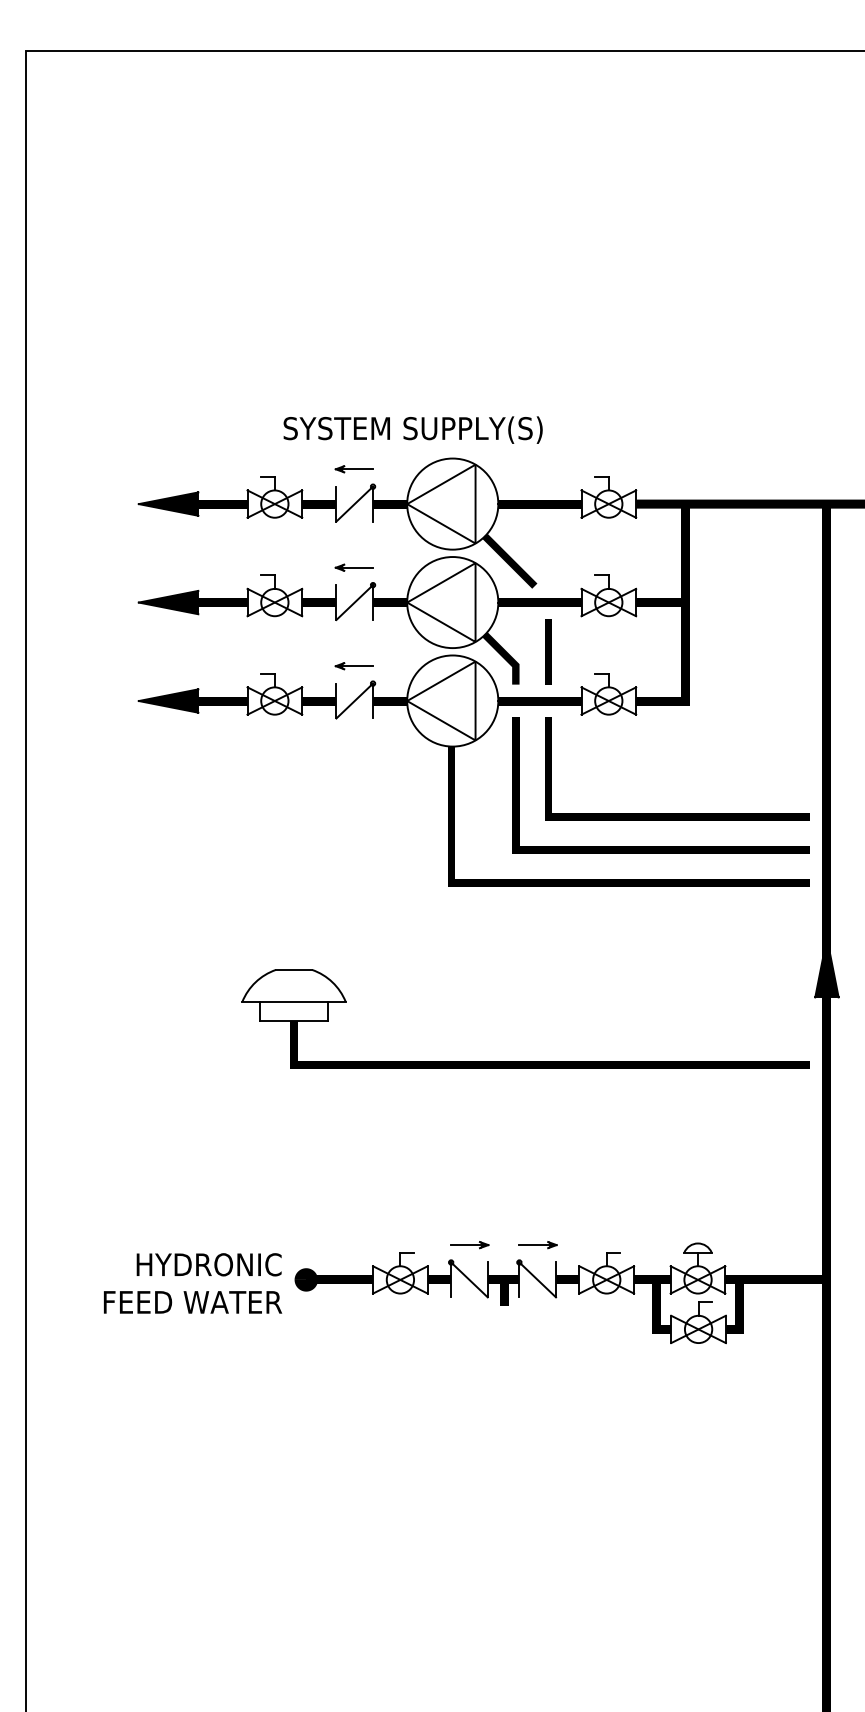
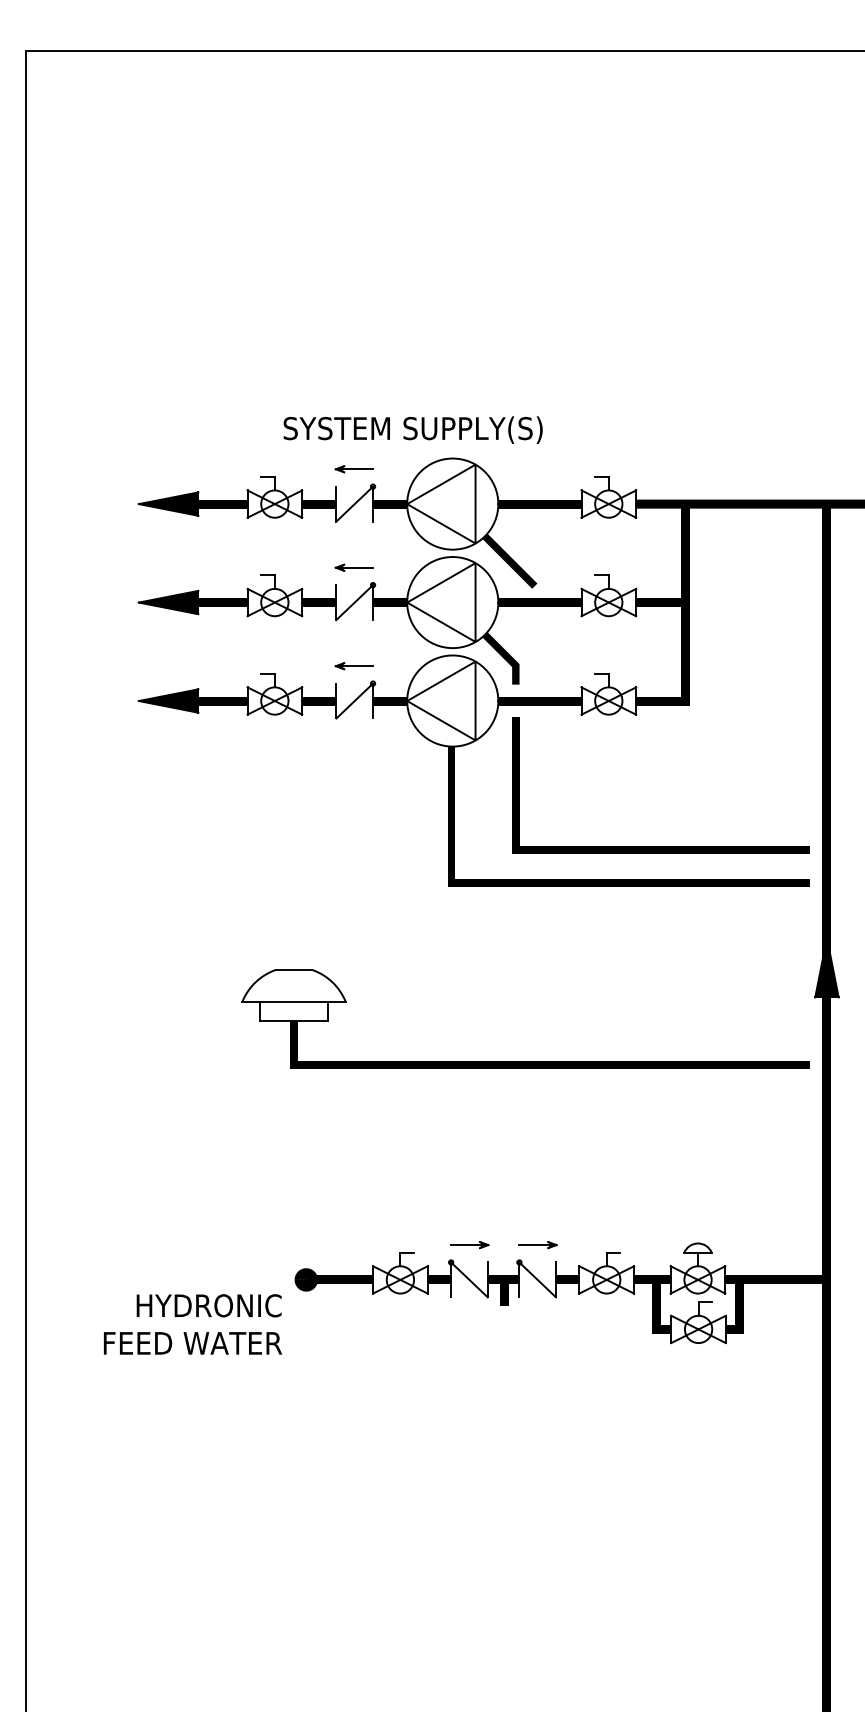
line: present -> none (548, 651)
line: present -> none (677, 813)
text position: (193, 1283) -> (193, 1324) (193, 1324)
